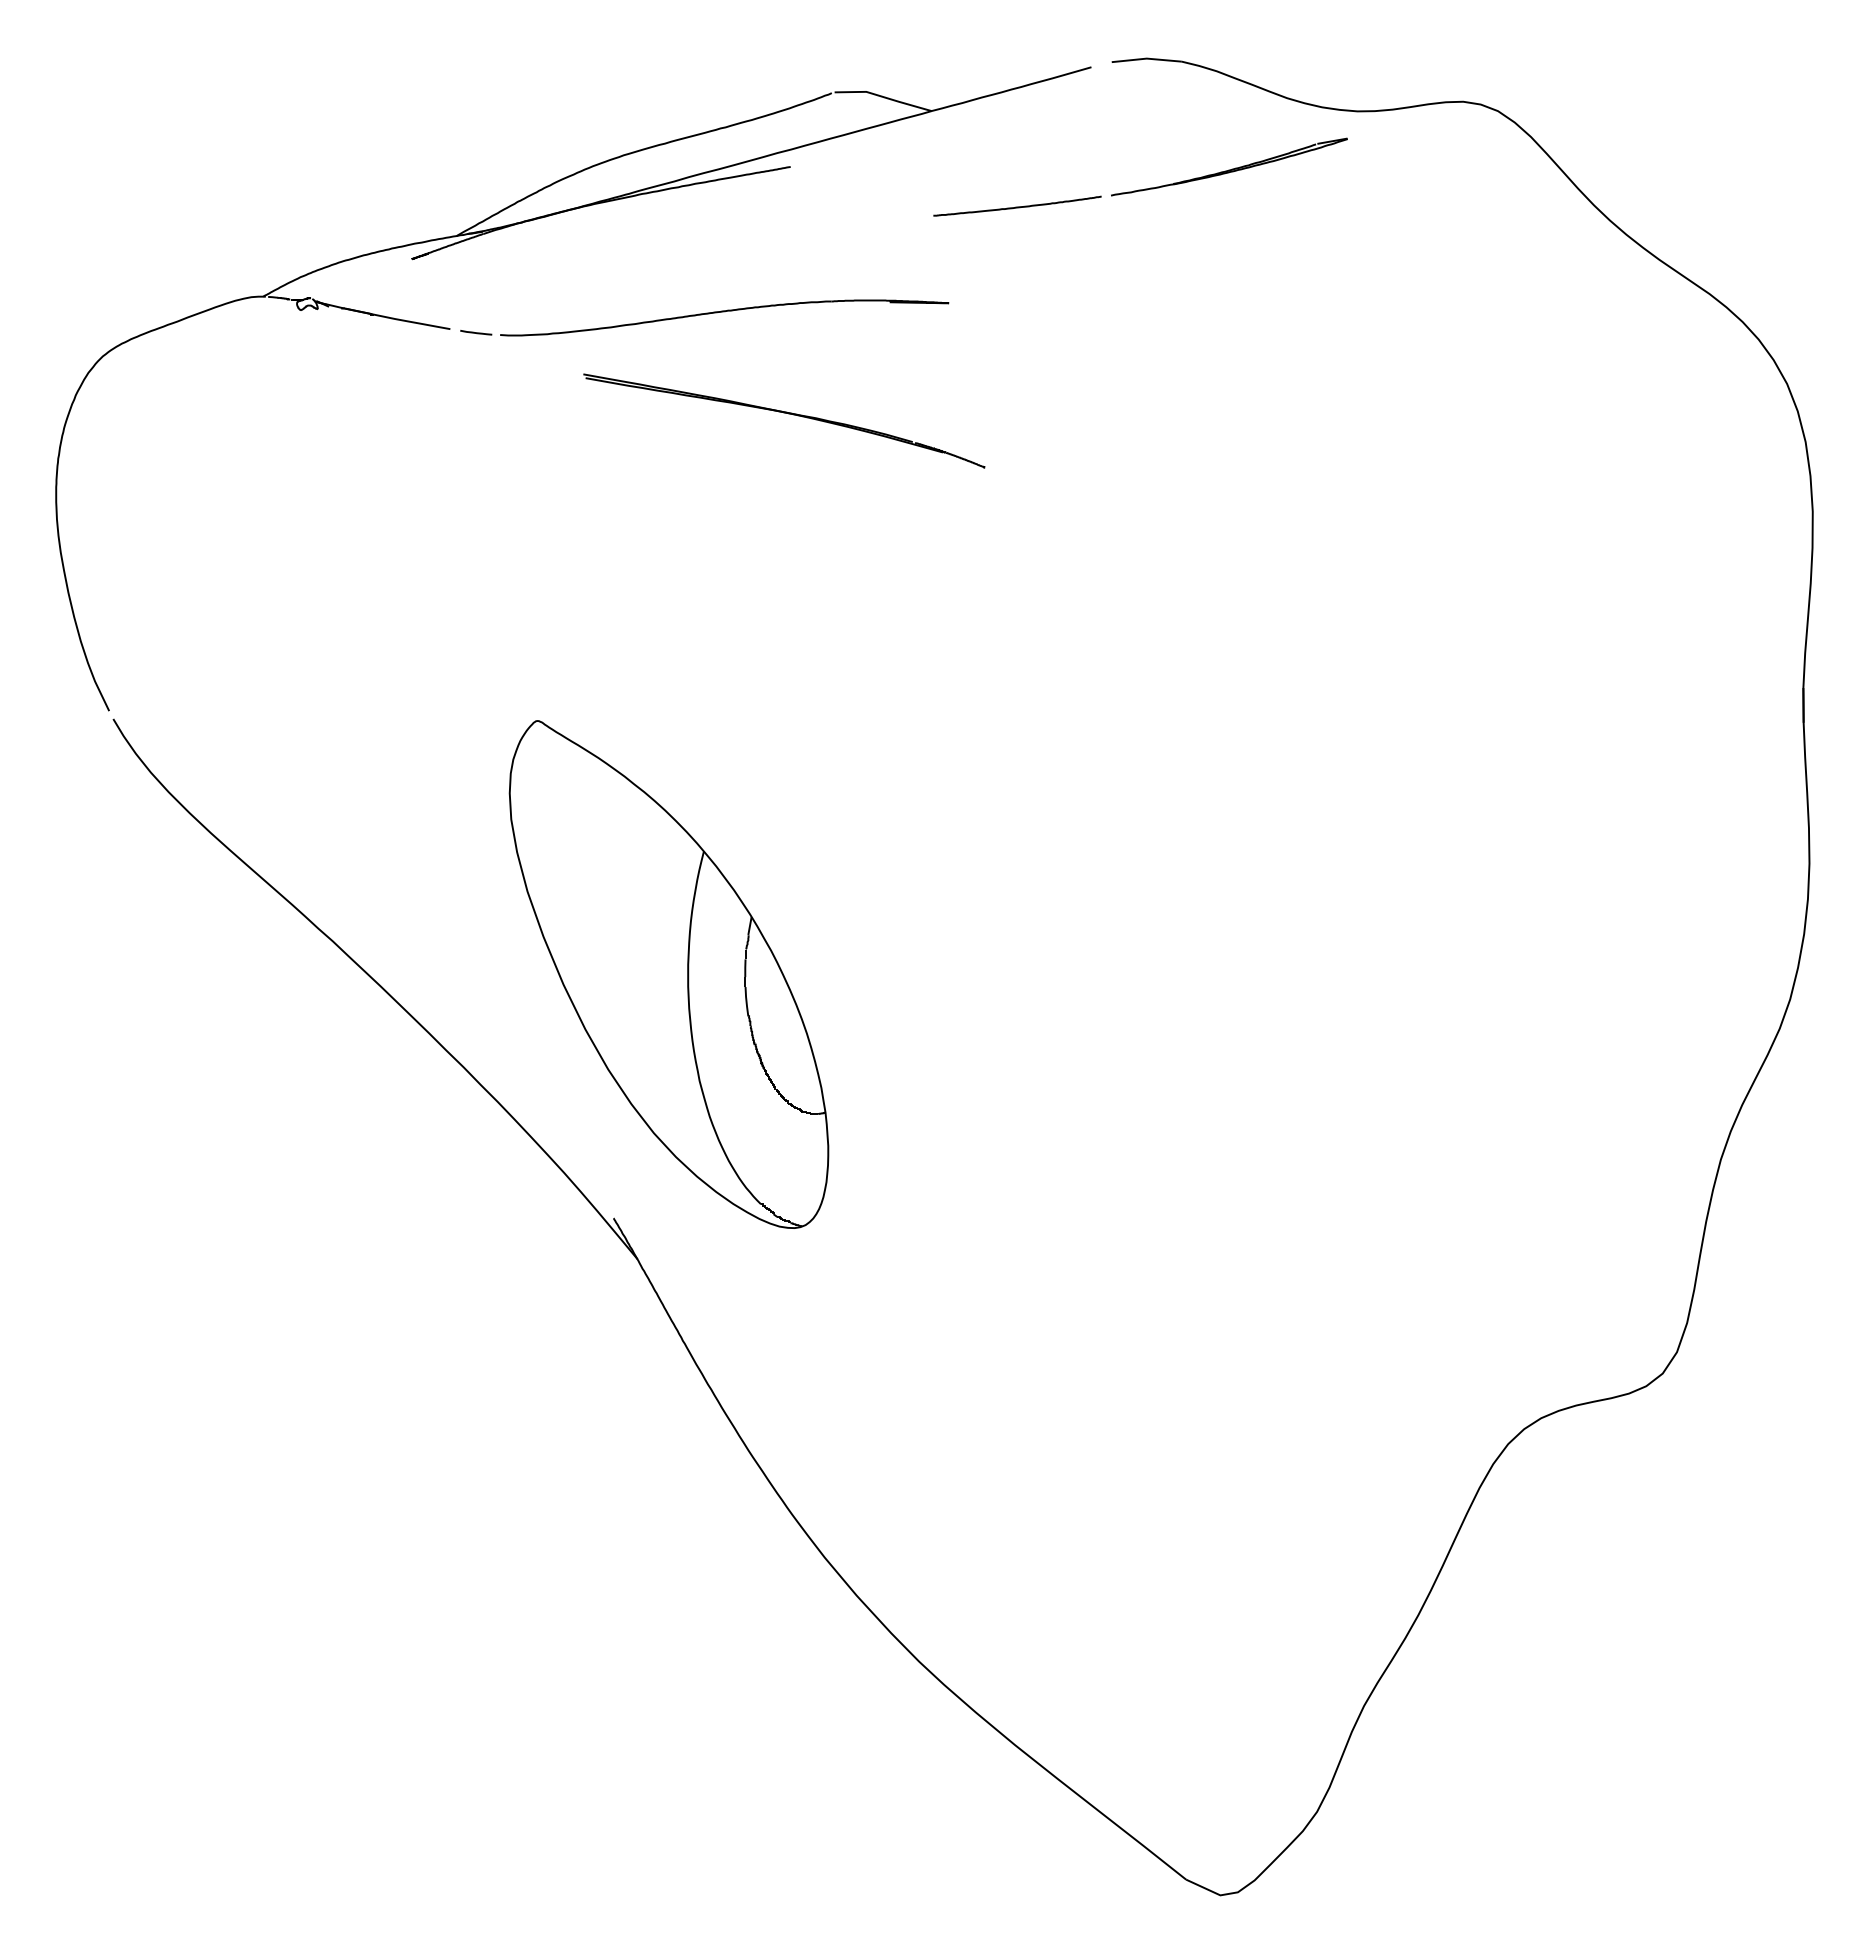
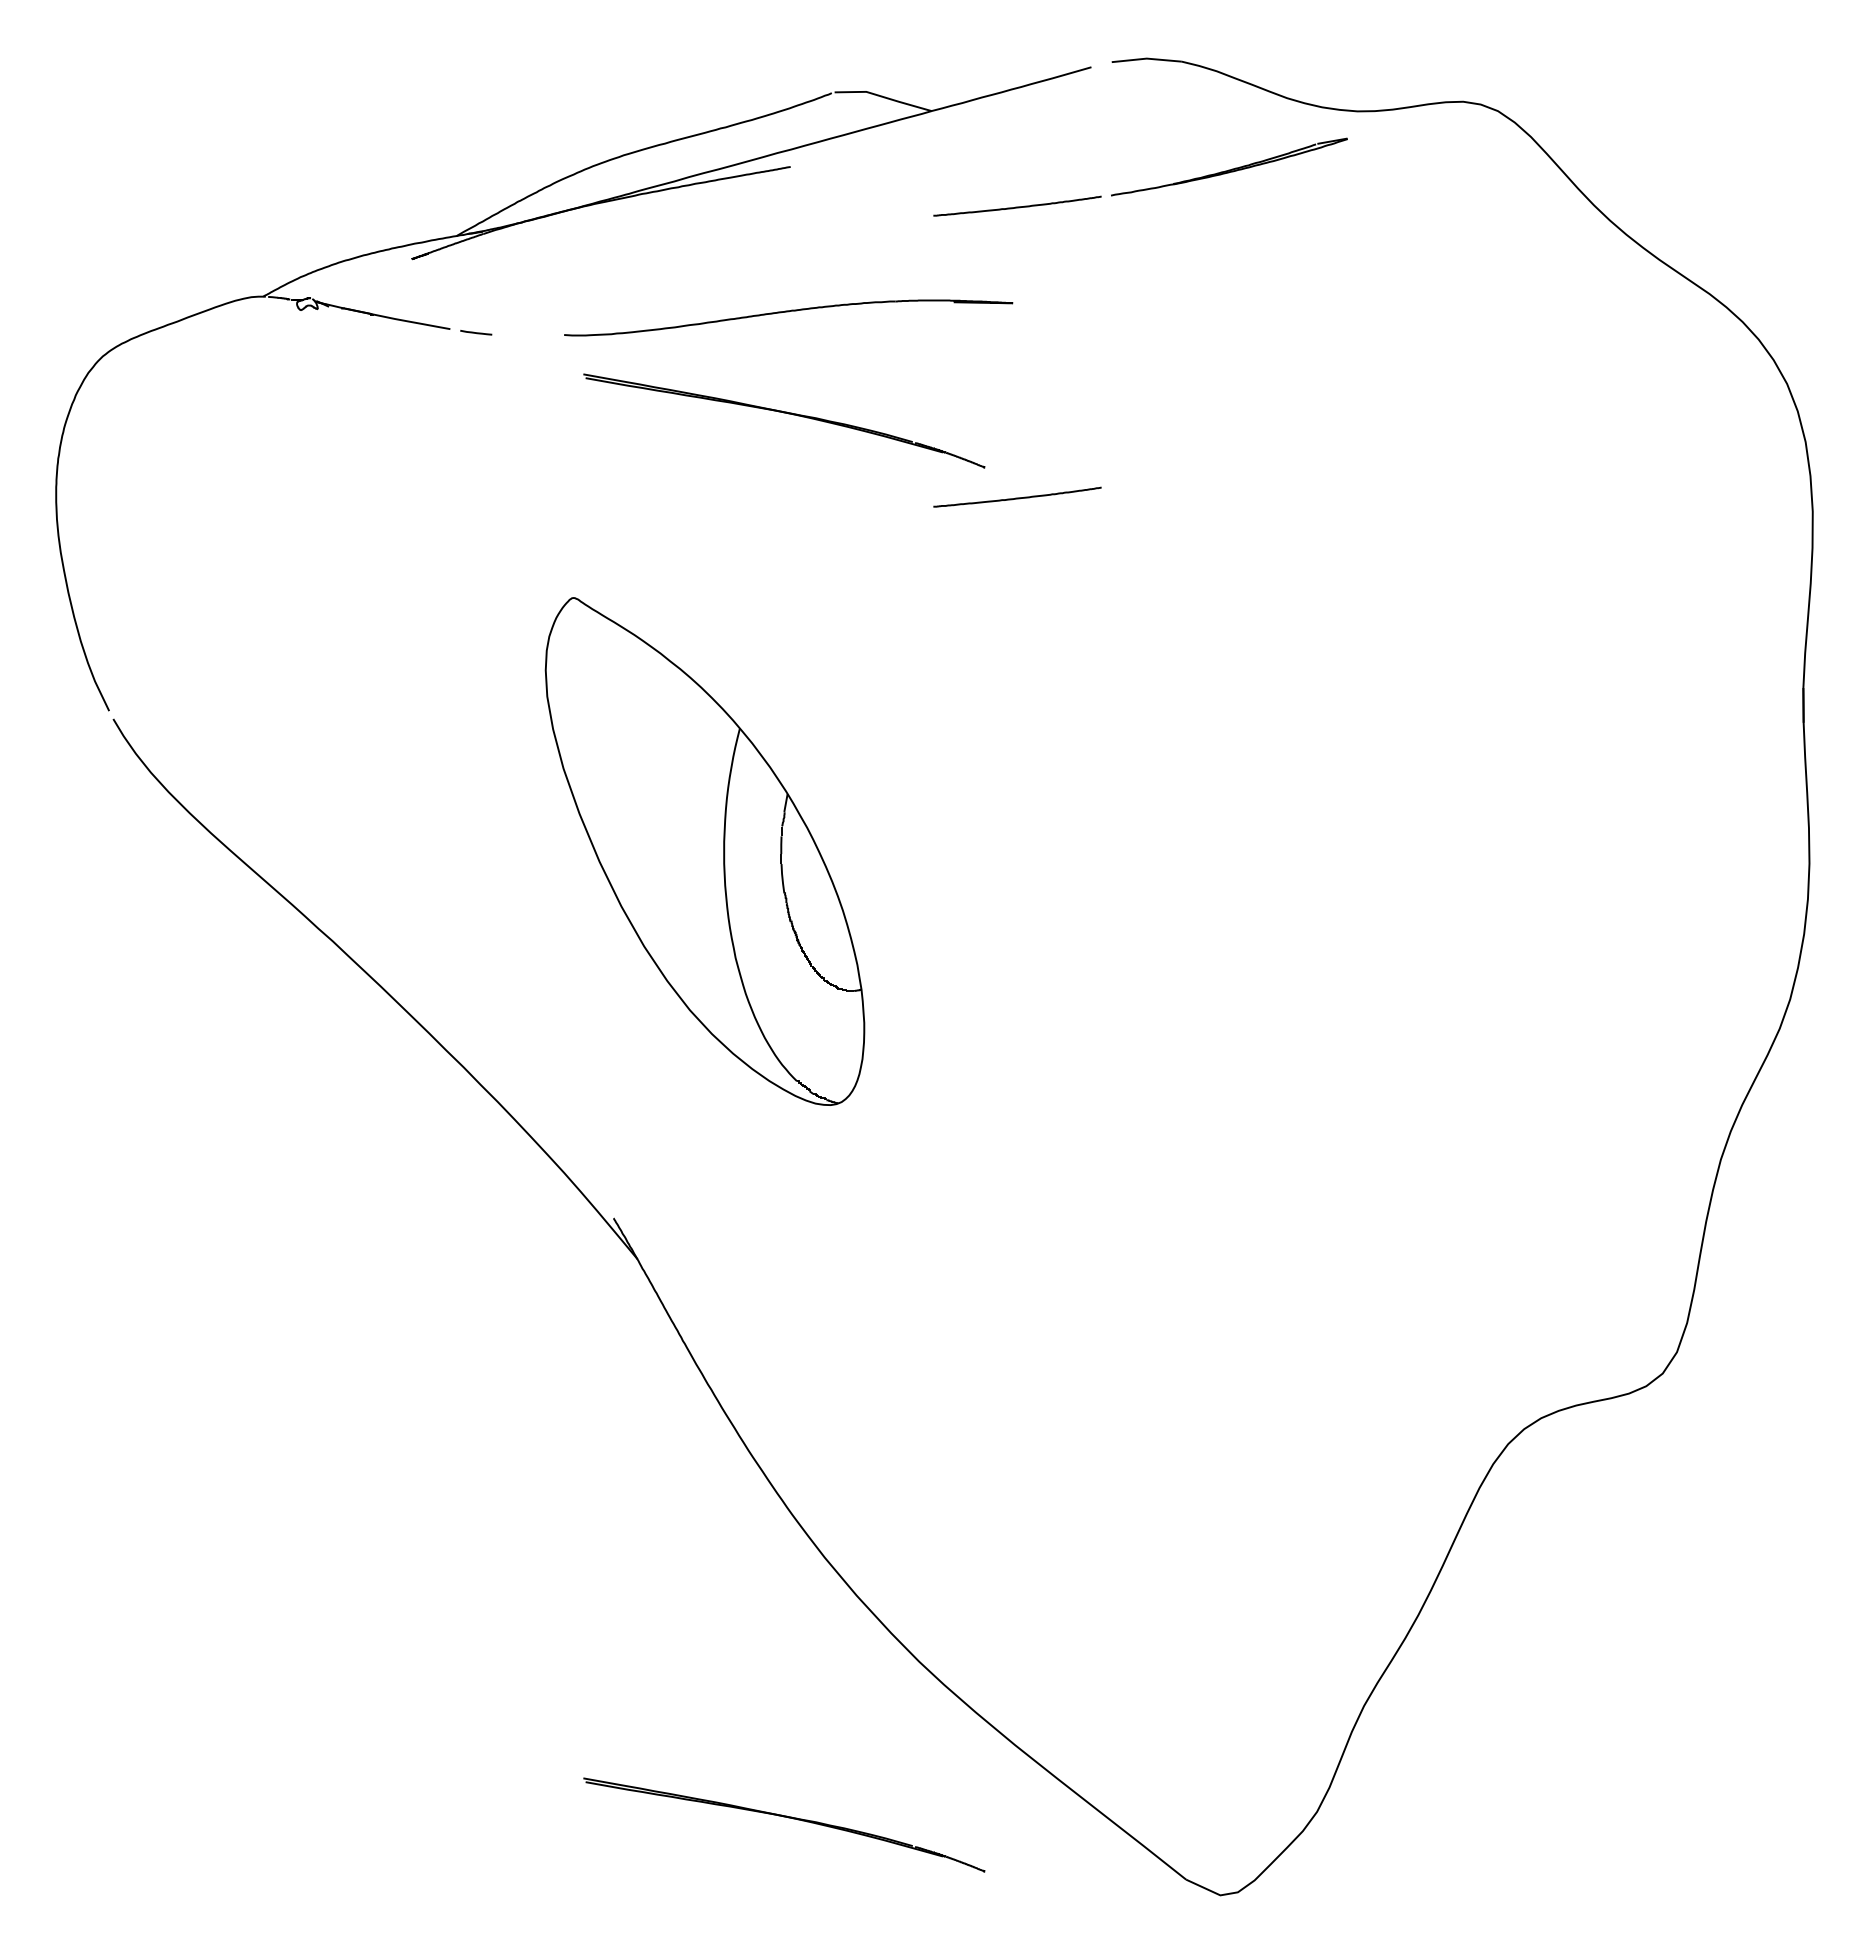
part position: (724, 317) -> (788, 317) (788, 317)
curve: none -> present (1017, 497)
part position: (668, 974) -> (704, 851) (704, 851)
part: none -> present (784, 1817)
